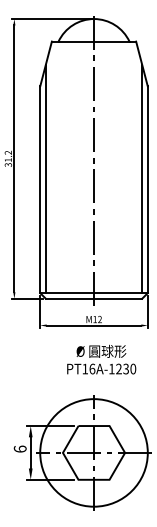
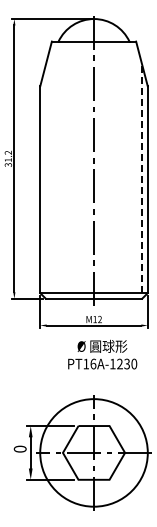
line: present -> none (45, 178)
line: solid -> dashed (142, 178)
text position: (101, 359) -> (102, 354) (102, 354)
text: 6 -> 0 (19, 448)
